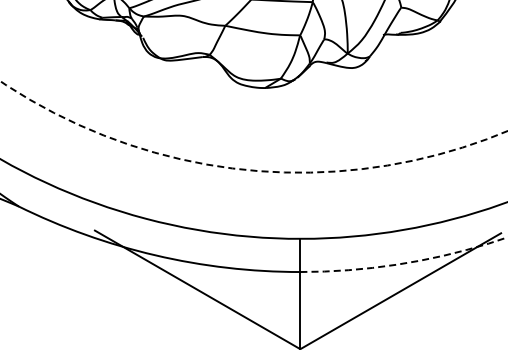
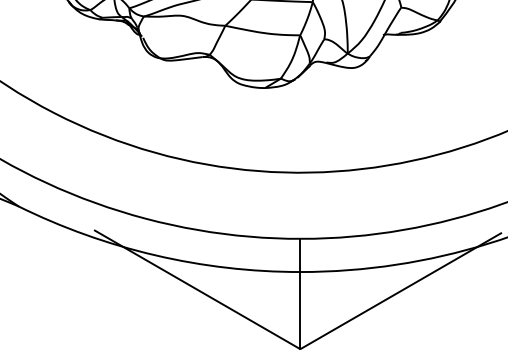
arc: dashed -> solid (245, 169)
arc: dashed -> solid (404, 263)
